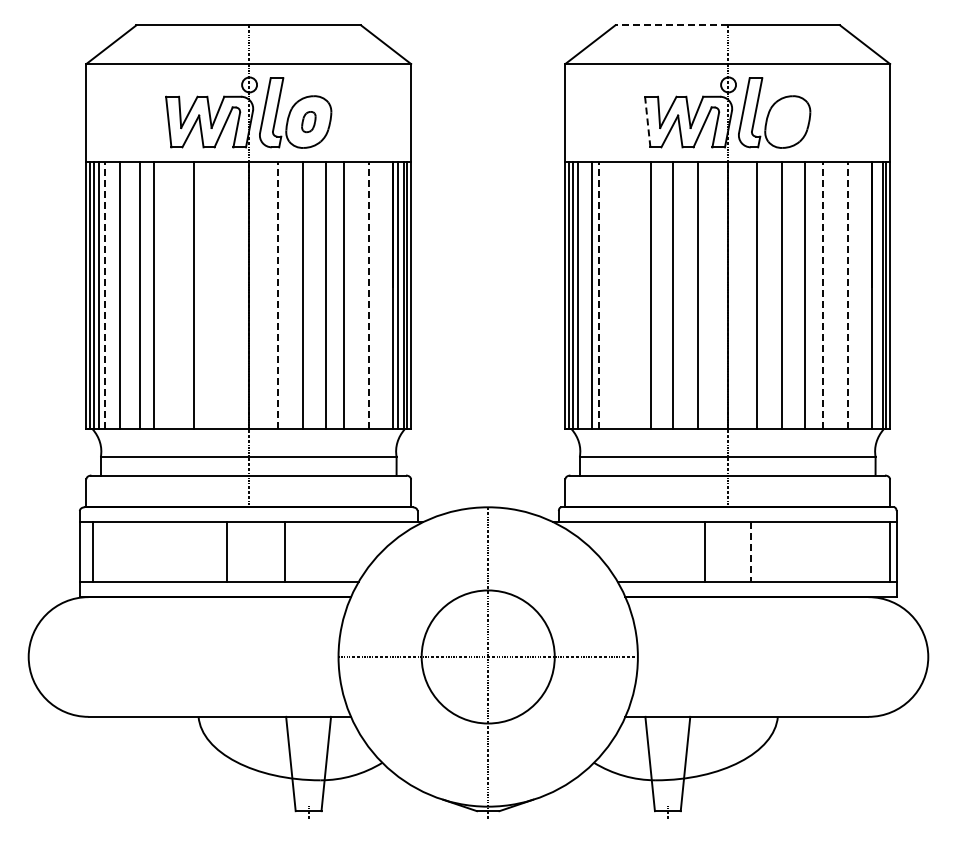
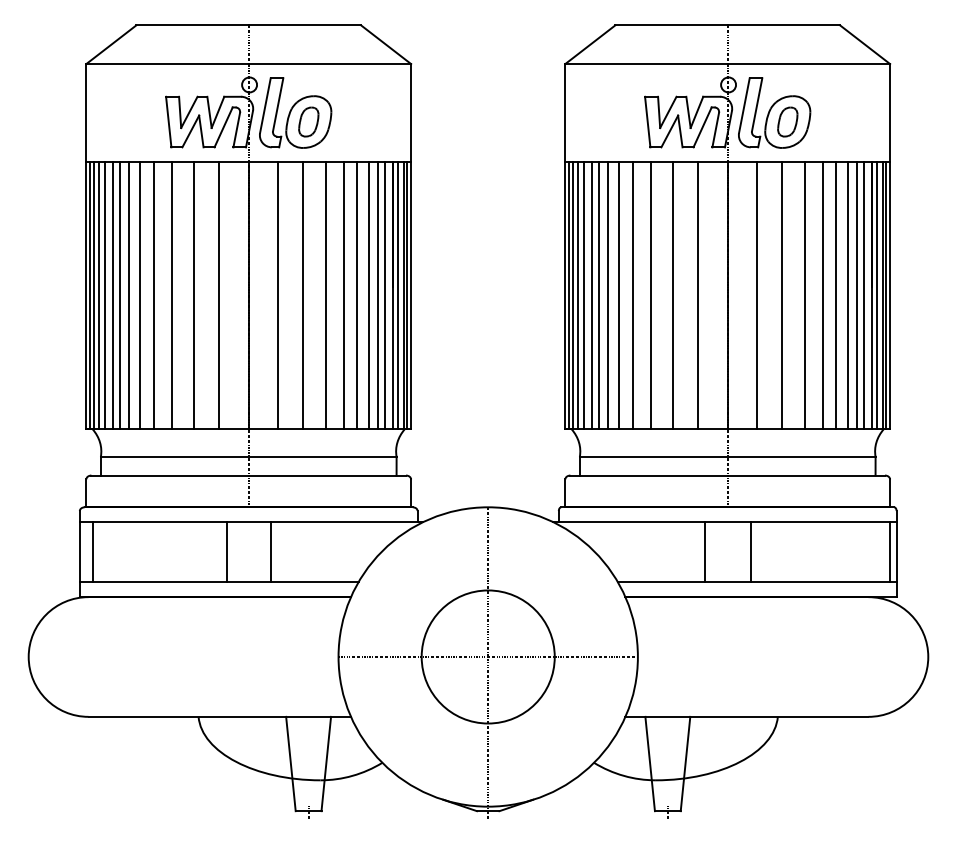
line: dashed -> solid (671, 25)
line: dashed -> solid (647, 121)
part: none -> present (787, 121)
part size: 16x23 px -> 22x32 px (308, 121)
line: dashed -> solid (104, 295)
line: none -> present (112, 295)
line: none -> present (128, 295)
line: none -> present (171, 295)
line: none -> present (219, 295)
line: dashed -> solid (278, 295)
line: none -> present (357, 295)
line: dashed -> solid (368, 295)
line: none -> present (377, 295)
line: none -> present (384, 295)
line: none -> present (583, 295)
line: dashed -> solid (598, 295)
line: none -> present (607, 295)
line: none -> present (619, 295)
line: none -> present (632, 295)
line: dashed -> solid (822, 295)
line: none -> present (836, 295)
line: dashed -> solid (847, 295)
line: none -> present (856, 295)
line: none -> present (863, 295)
line: none -> present (877, 295)
line position: (284, 552) -> (270, 552) (270, 552)
line: dashed -> solid (750, 552)
